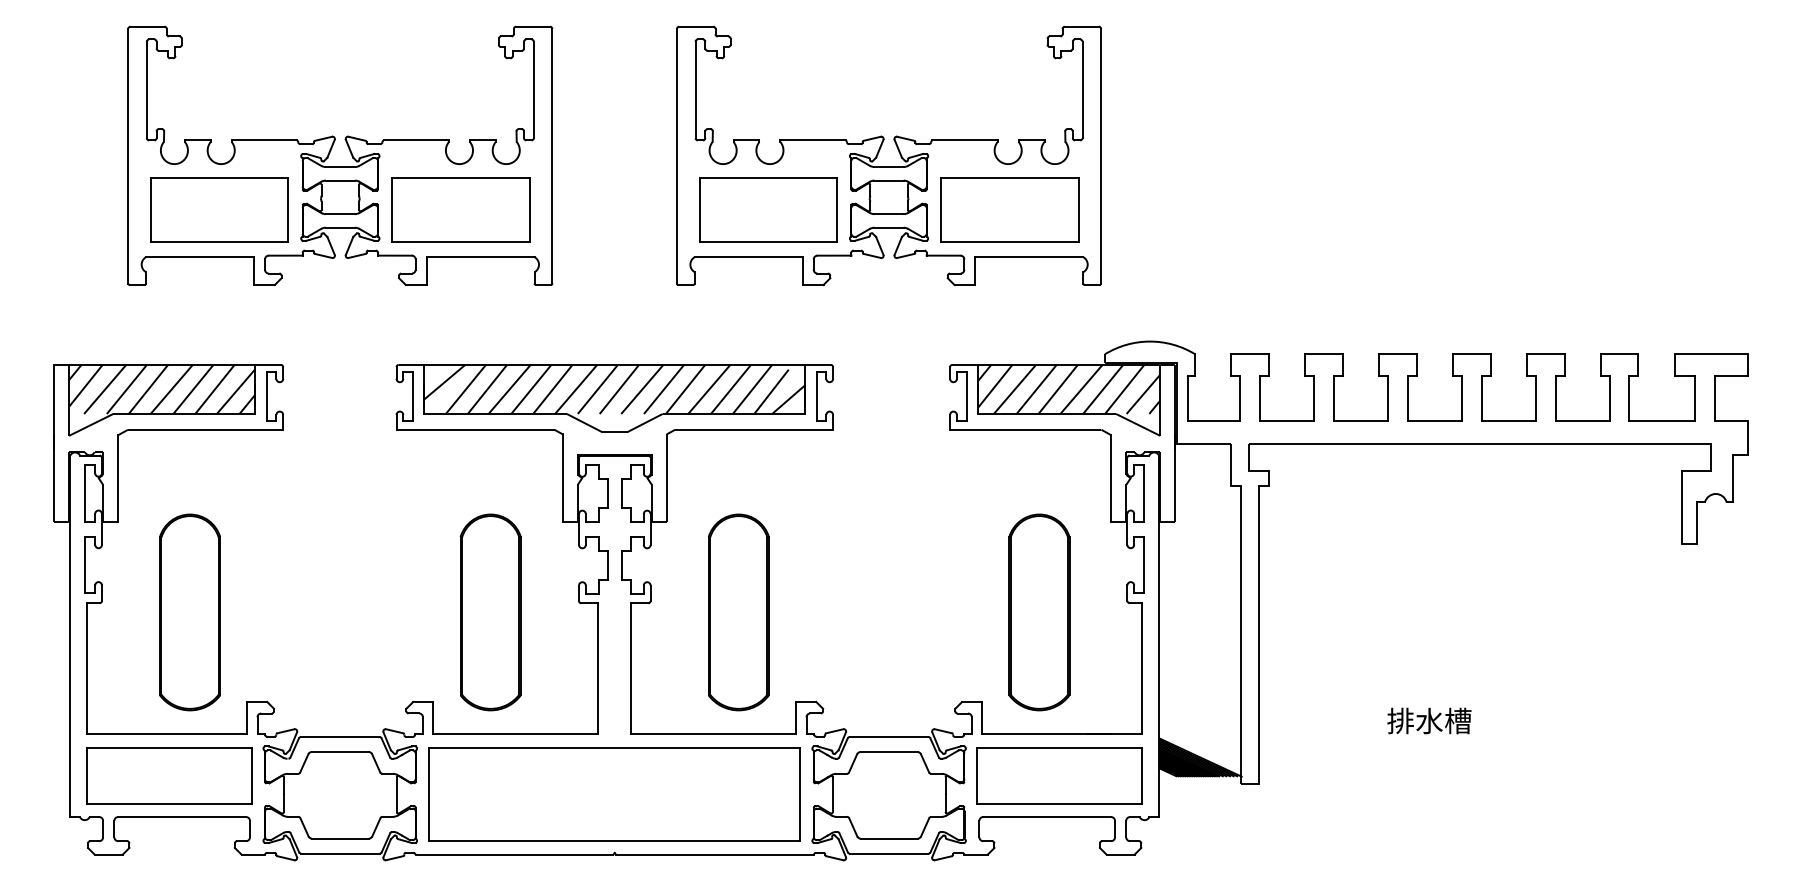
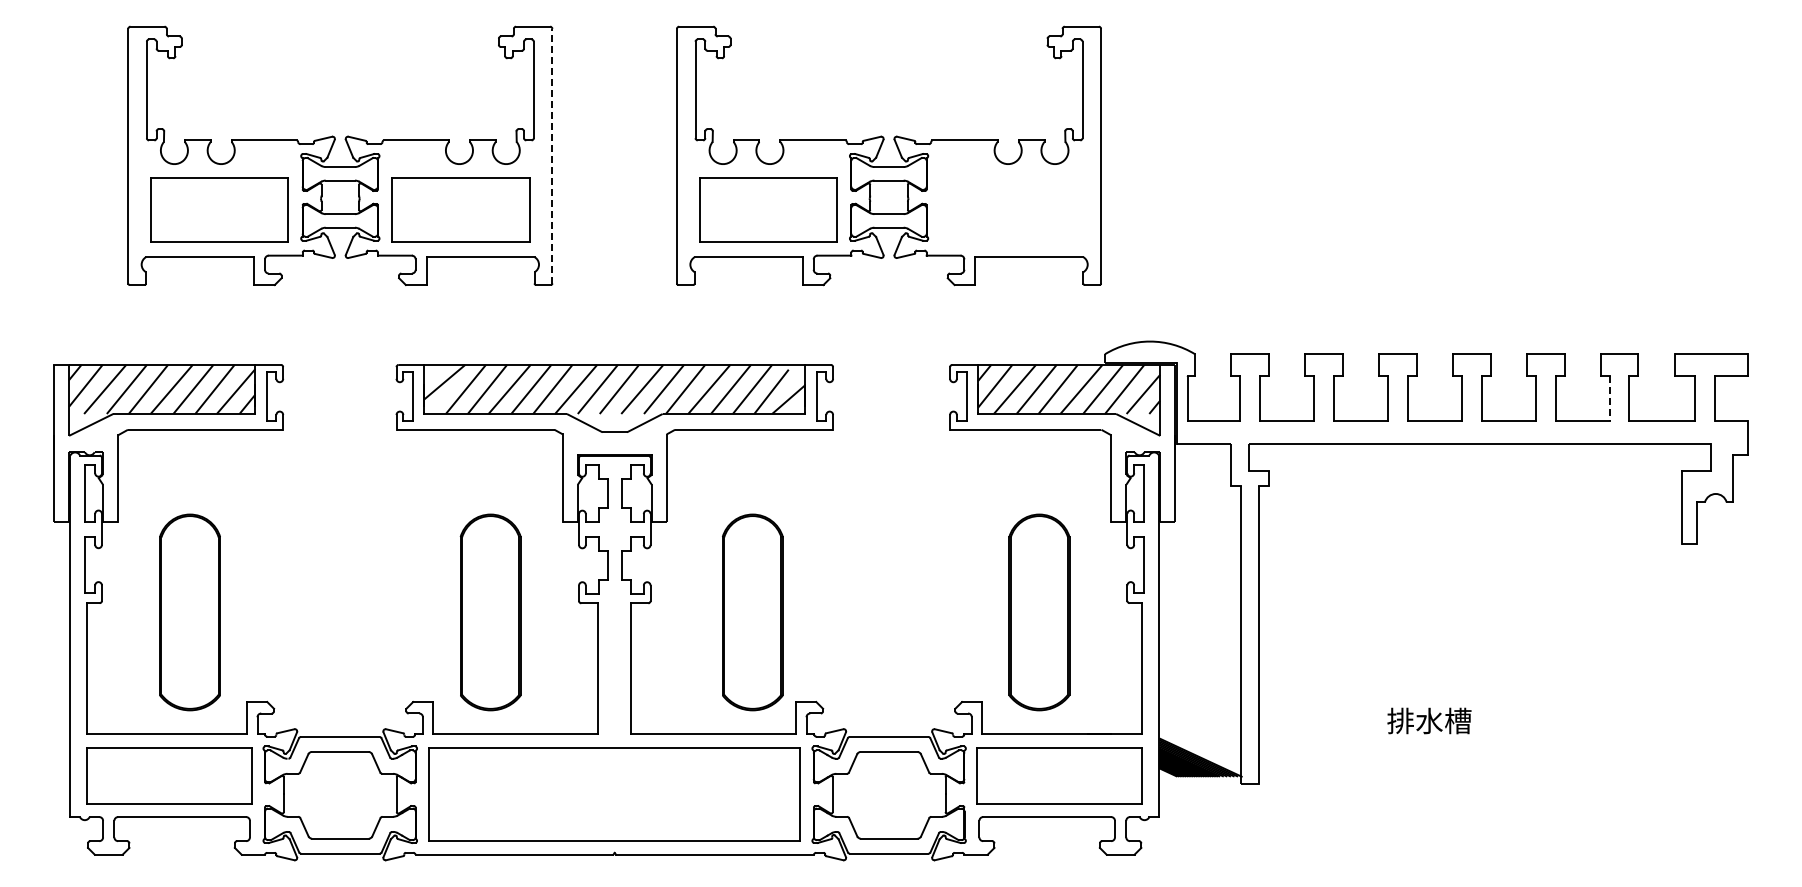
line: solid -> dashed (552, 155)
part: present -> none (1009, 209)
line: solid -> dashed (1609, 399)
part position: (738, 612) -> (752, 612) (752, 612)
